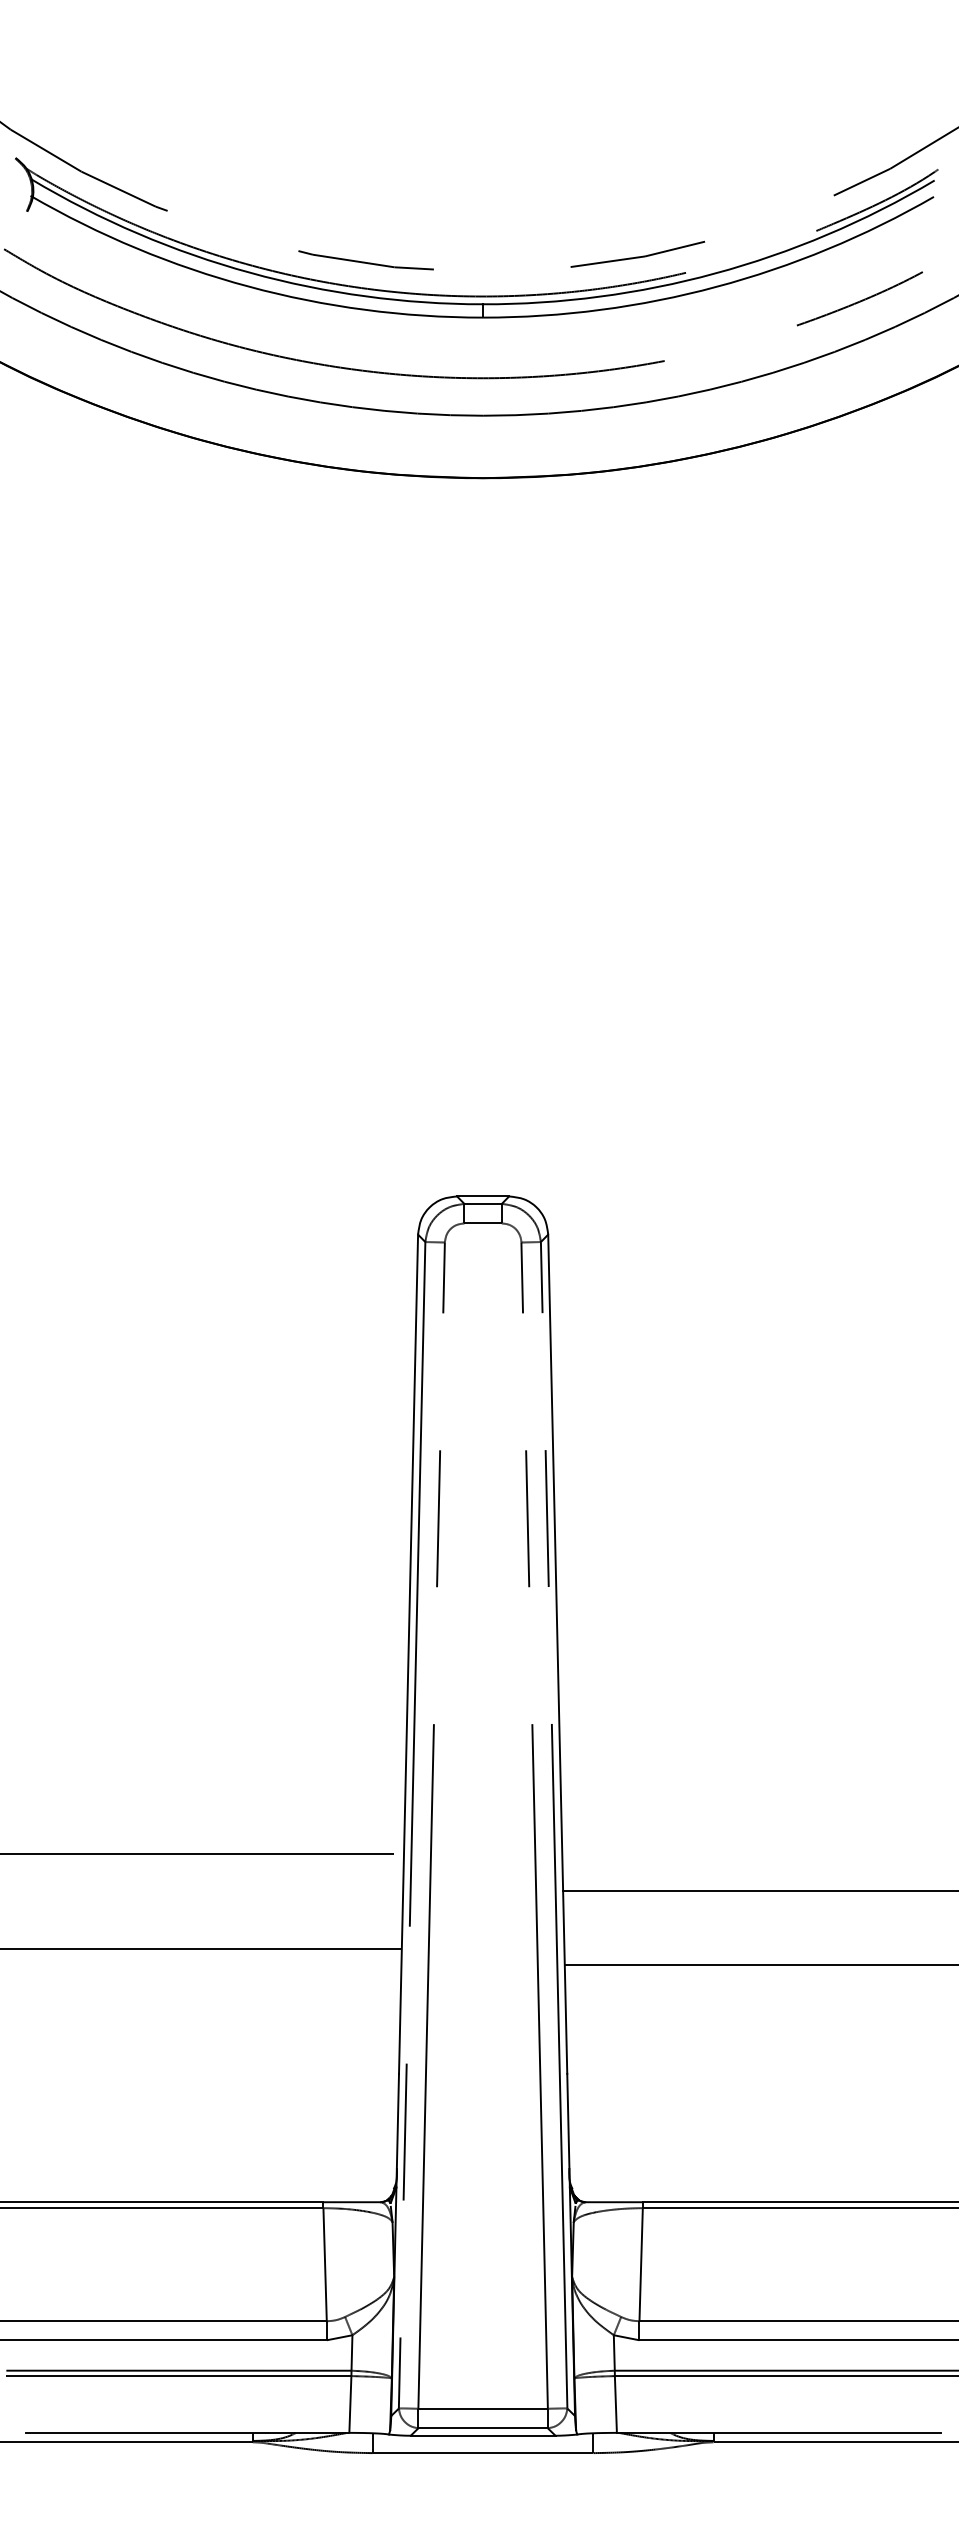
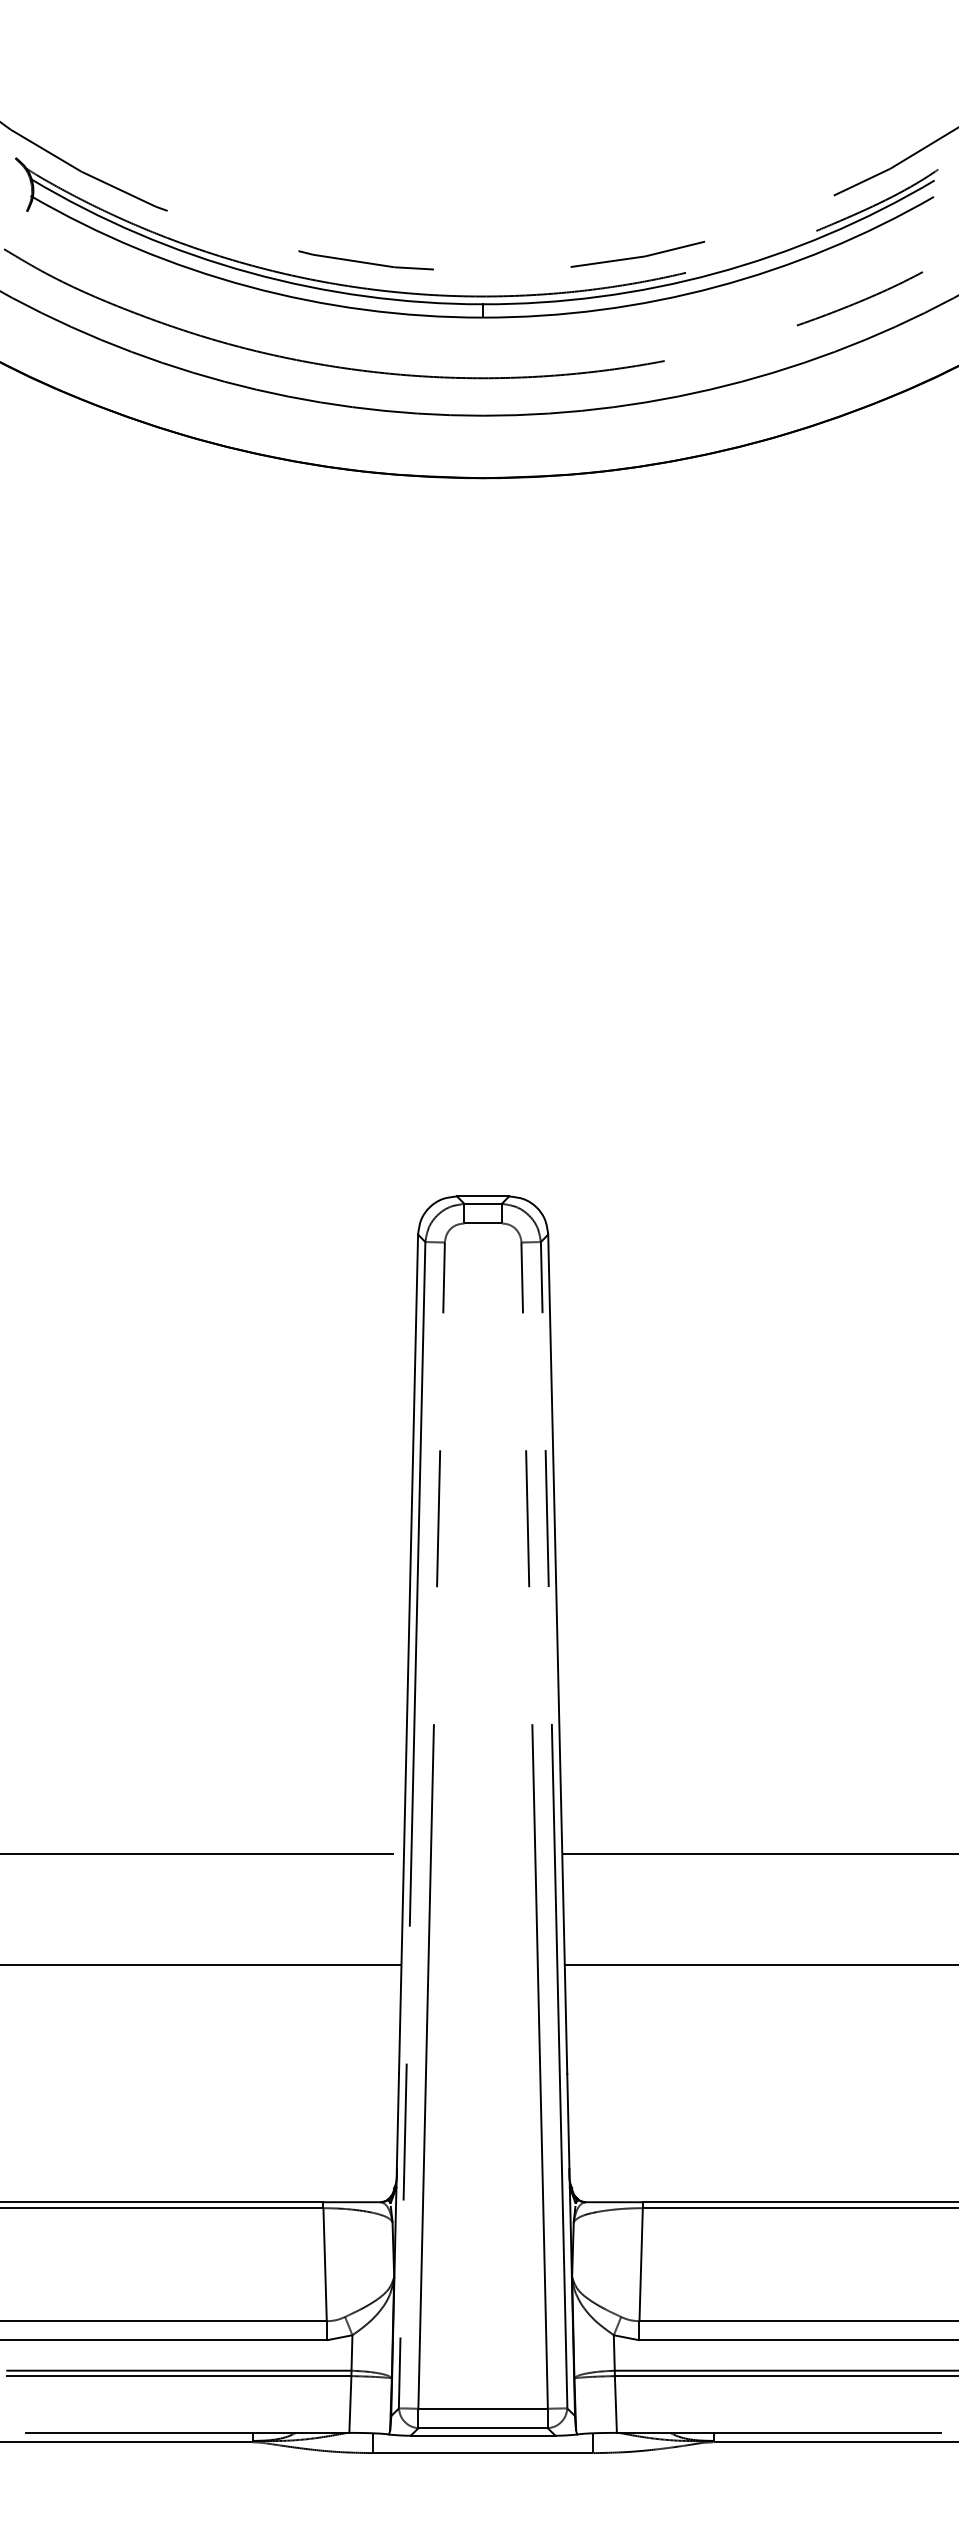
line position: (758, 1891) -> (758, 1854) (758, 1854)
line position: (201, 1948) -> (201, 1964) (201, 1964)
